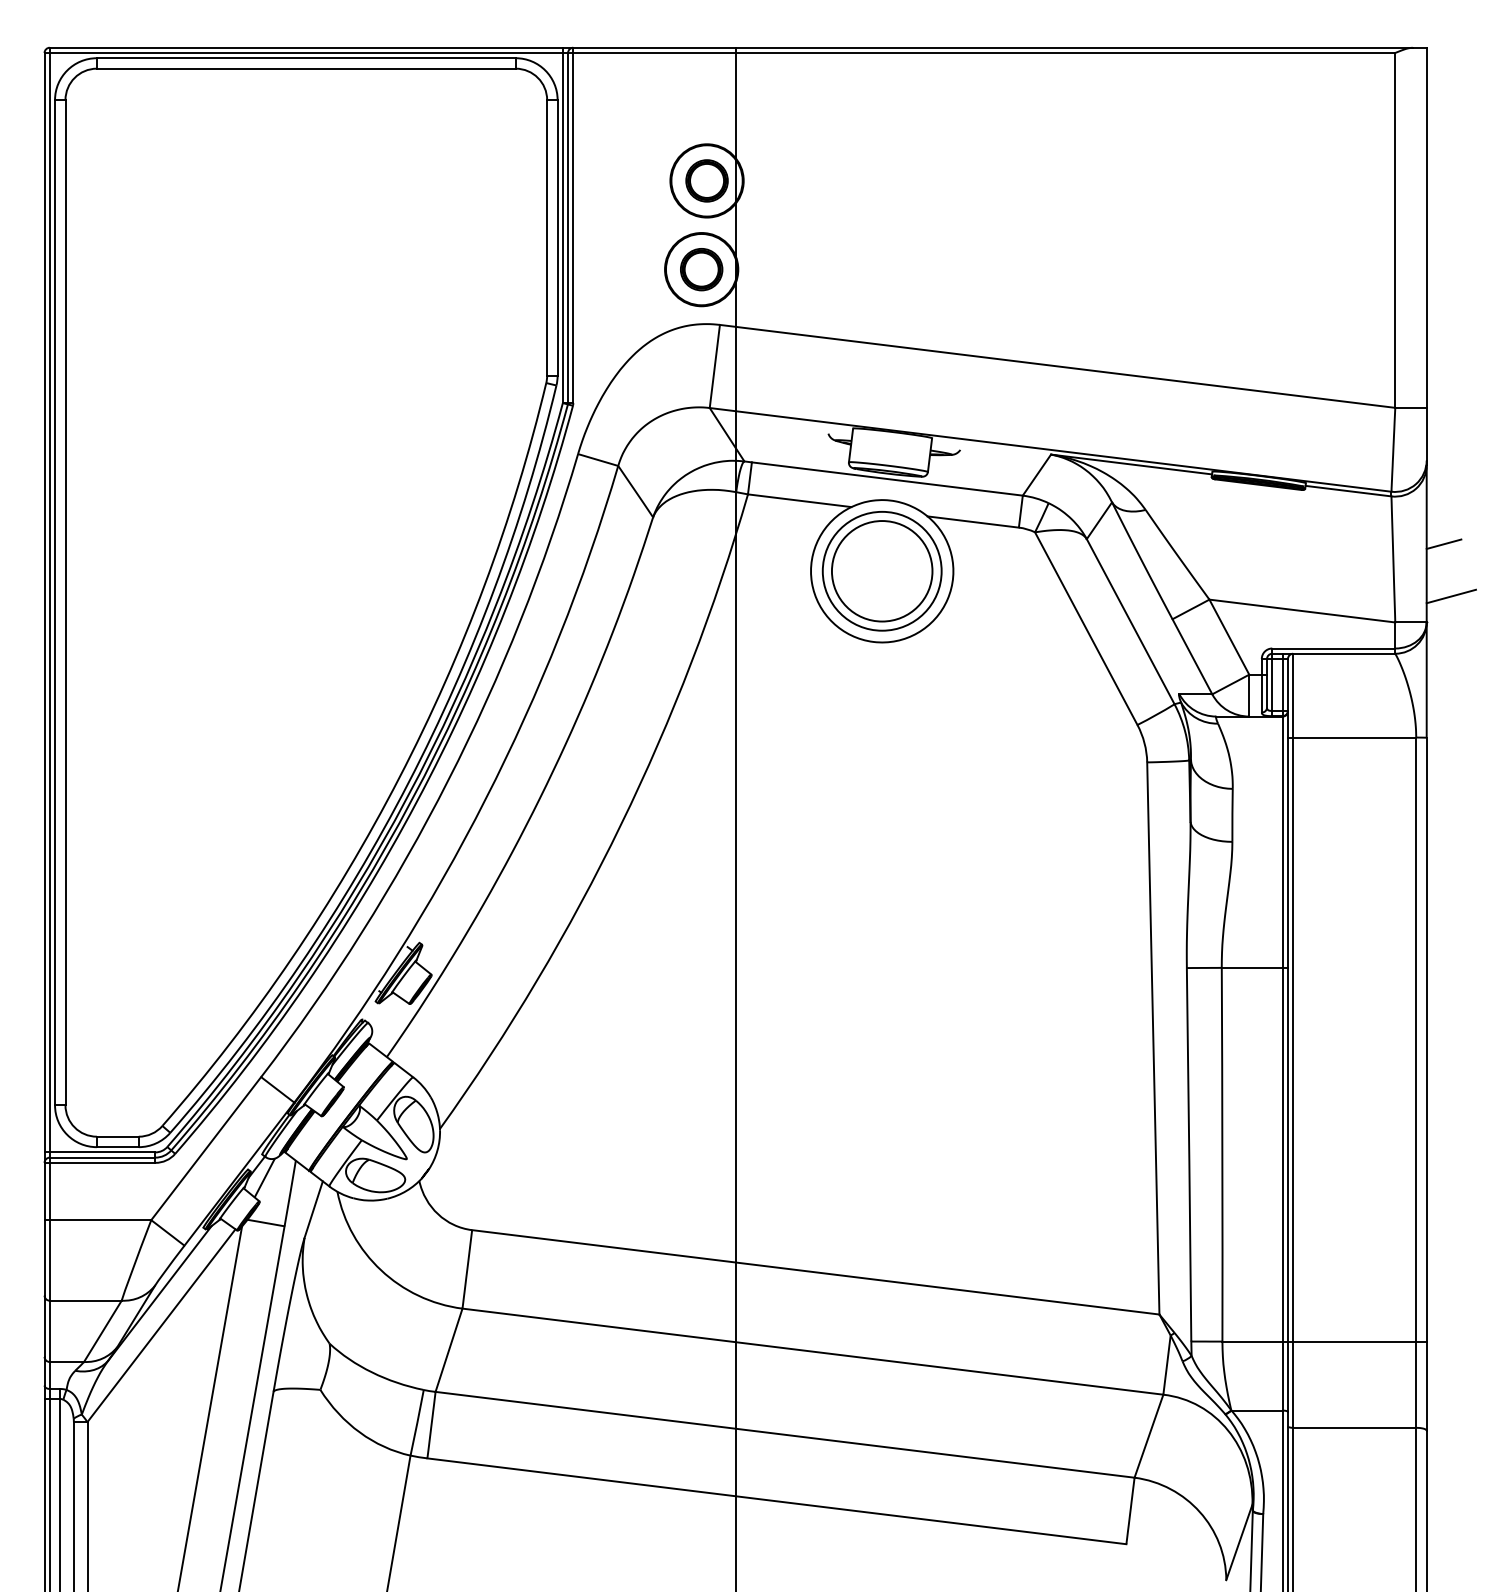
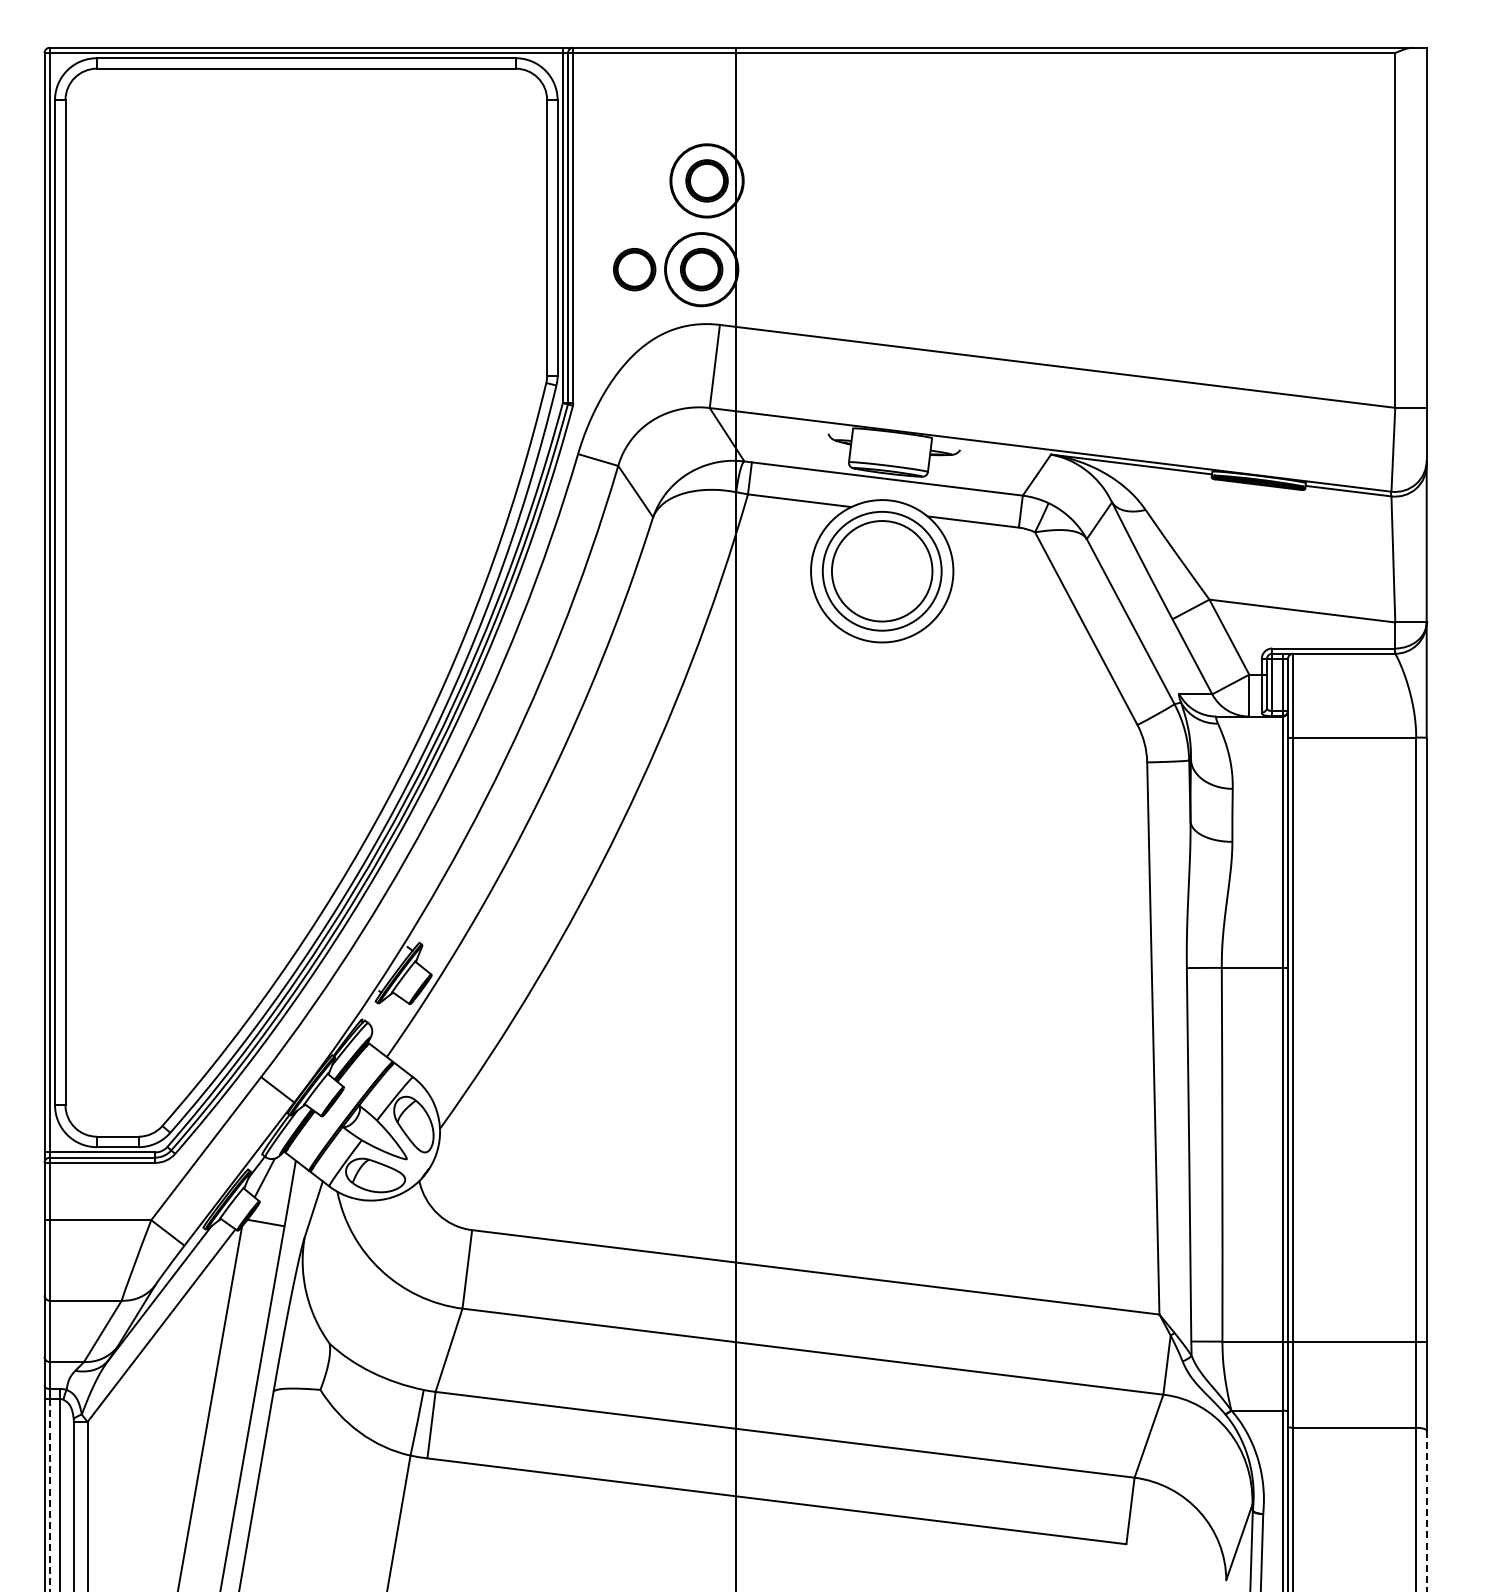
part: none -> present (634, 269)
line: present -> none (1443, 543)
line: present -> none (1450, 596)
line: solid -> dashed (49, 1495)
line: solid -> dashed (1426, 1511)
